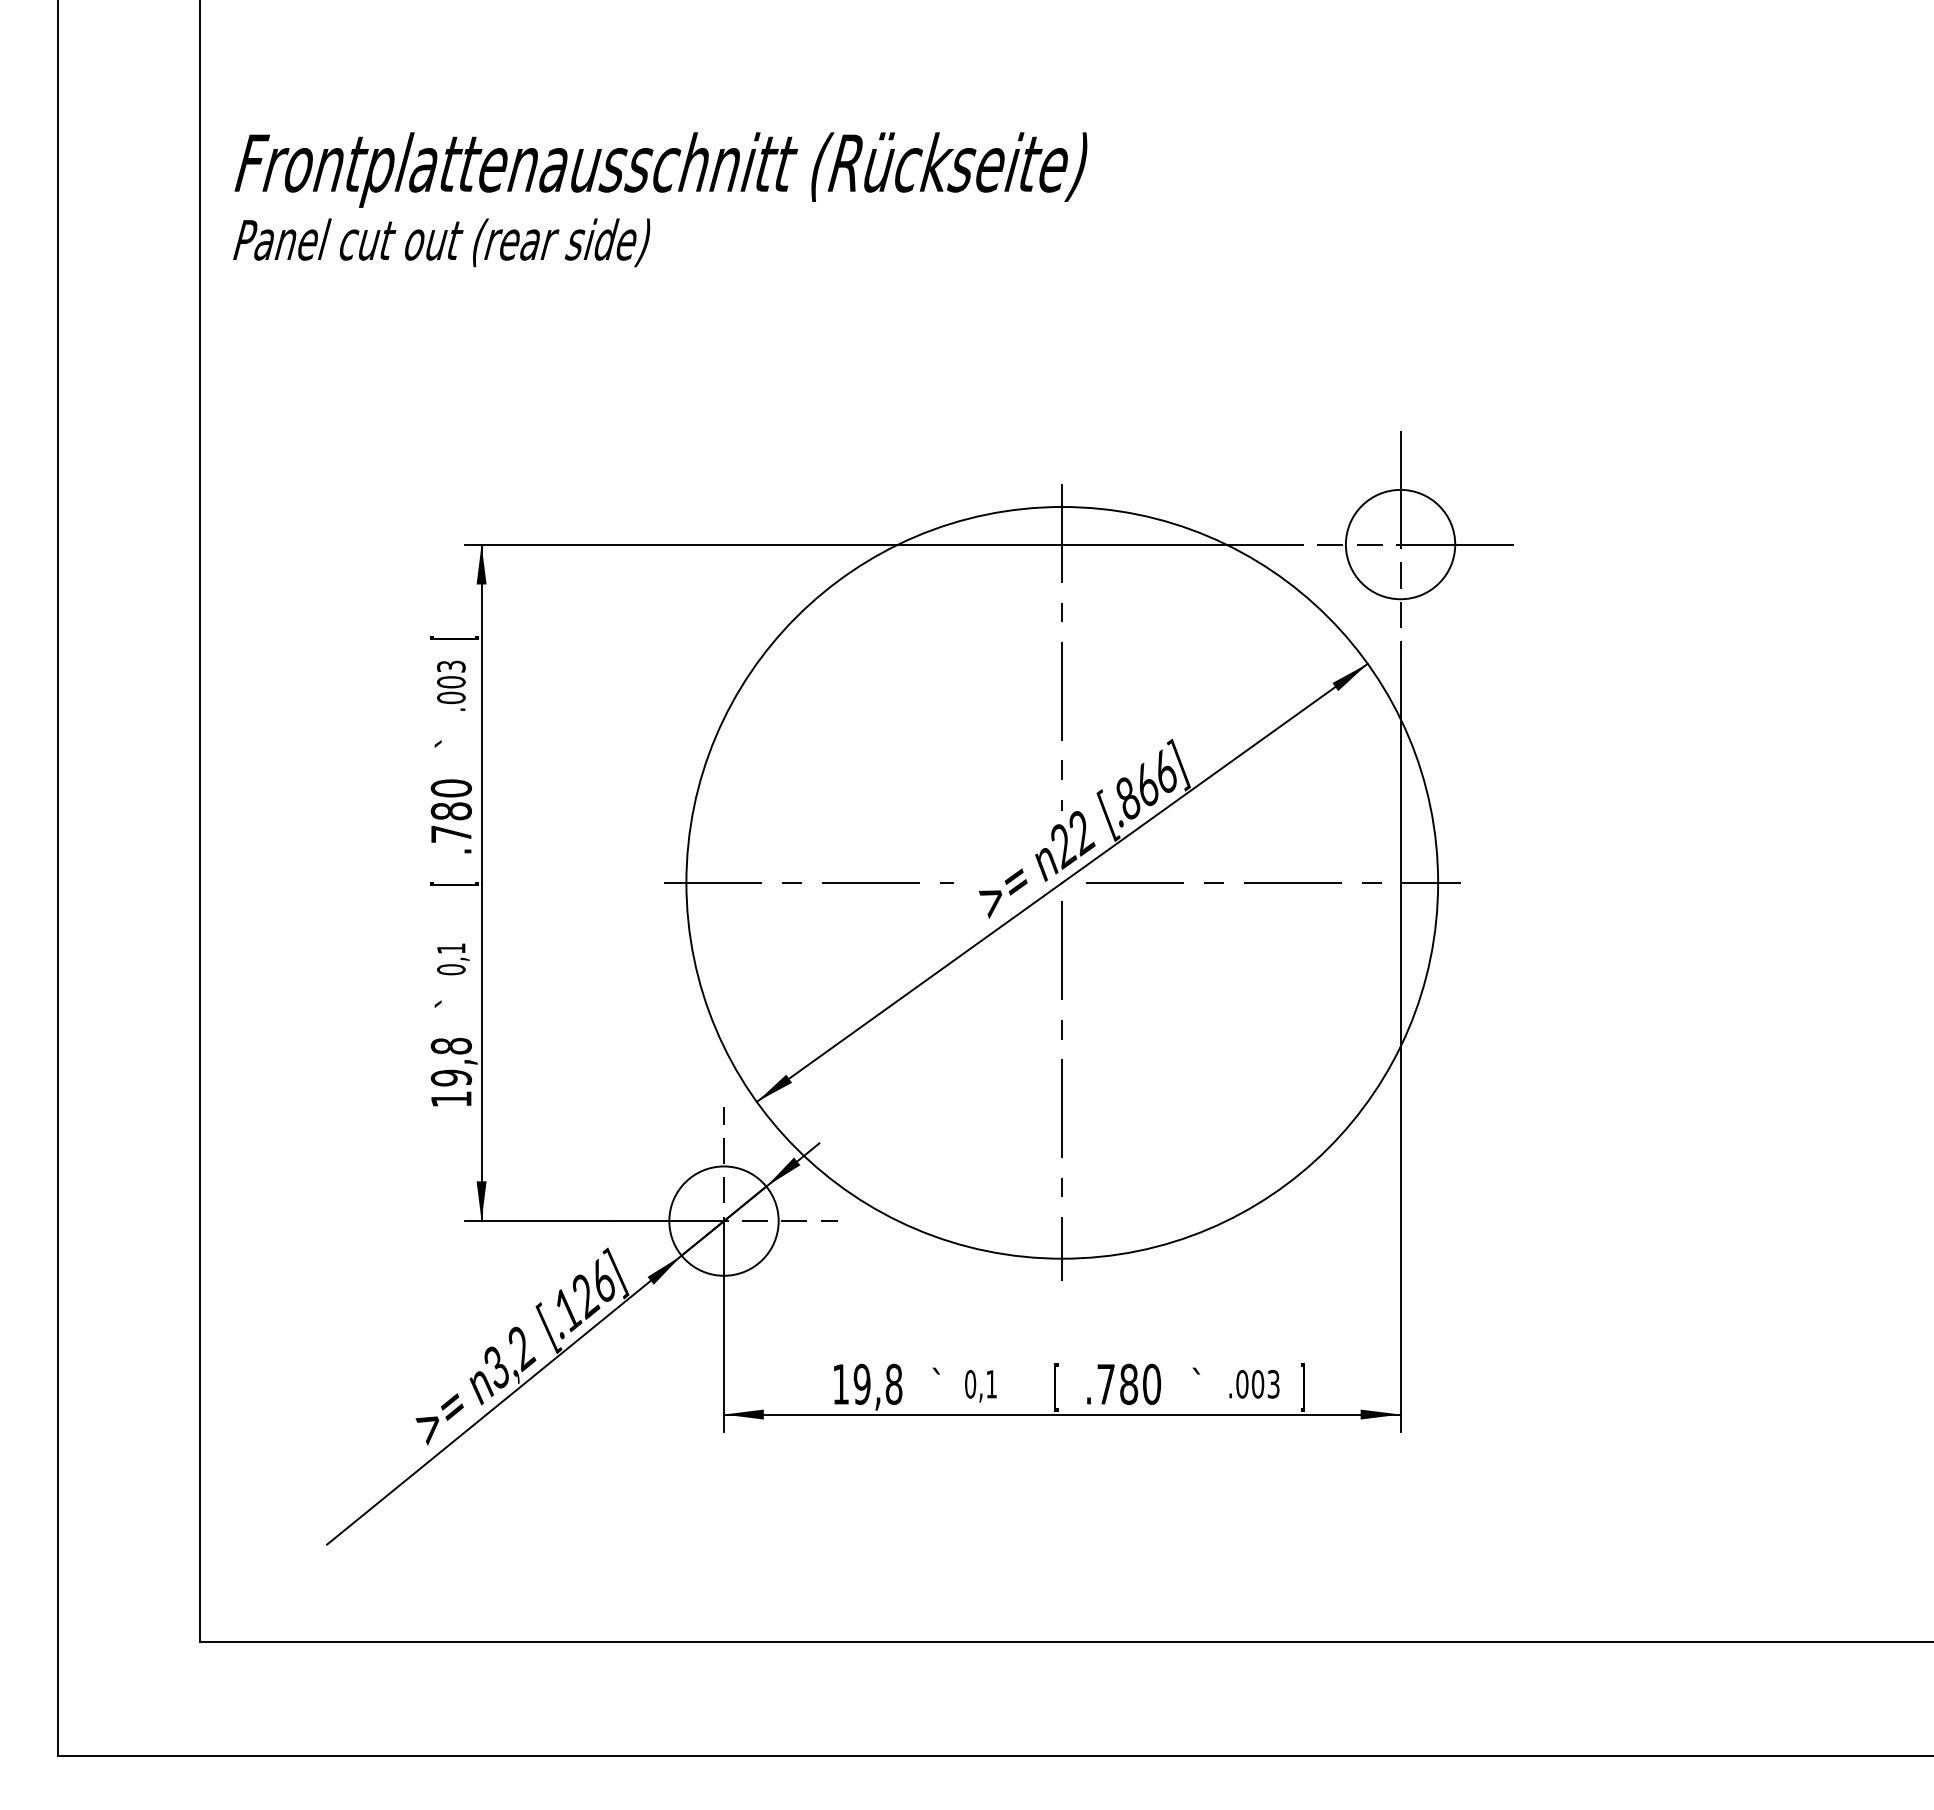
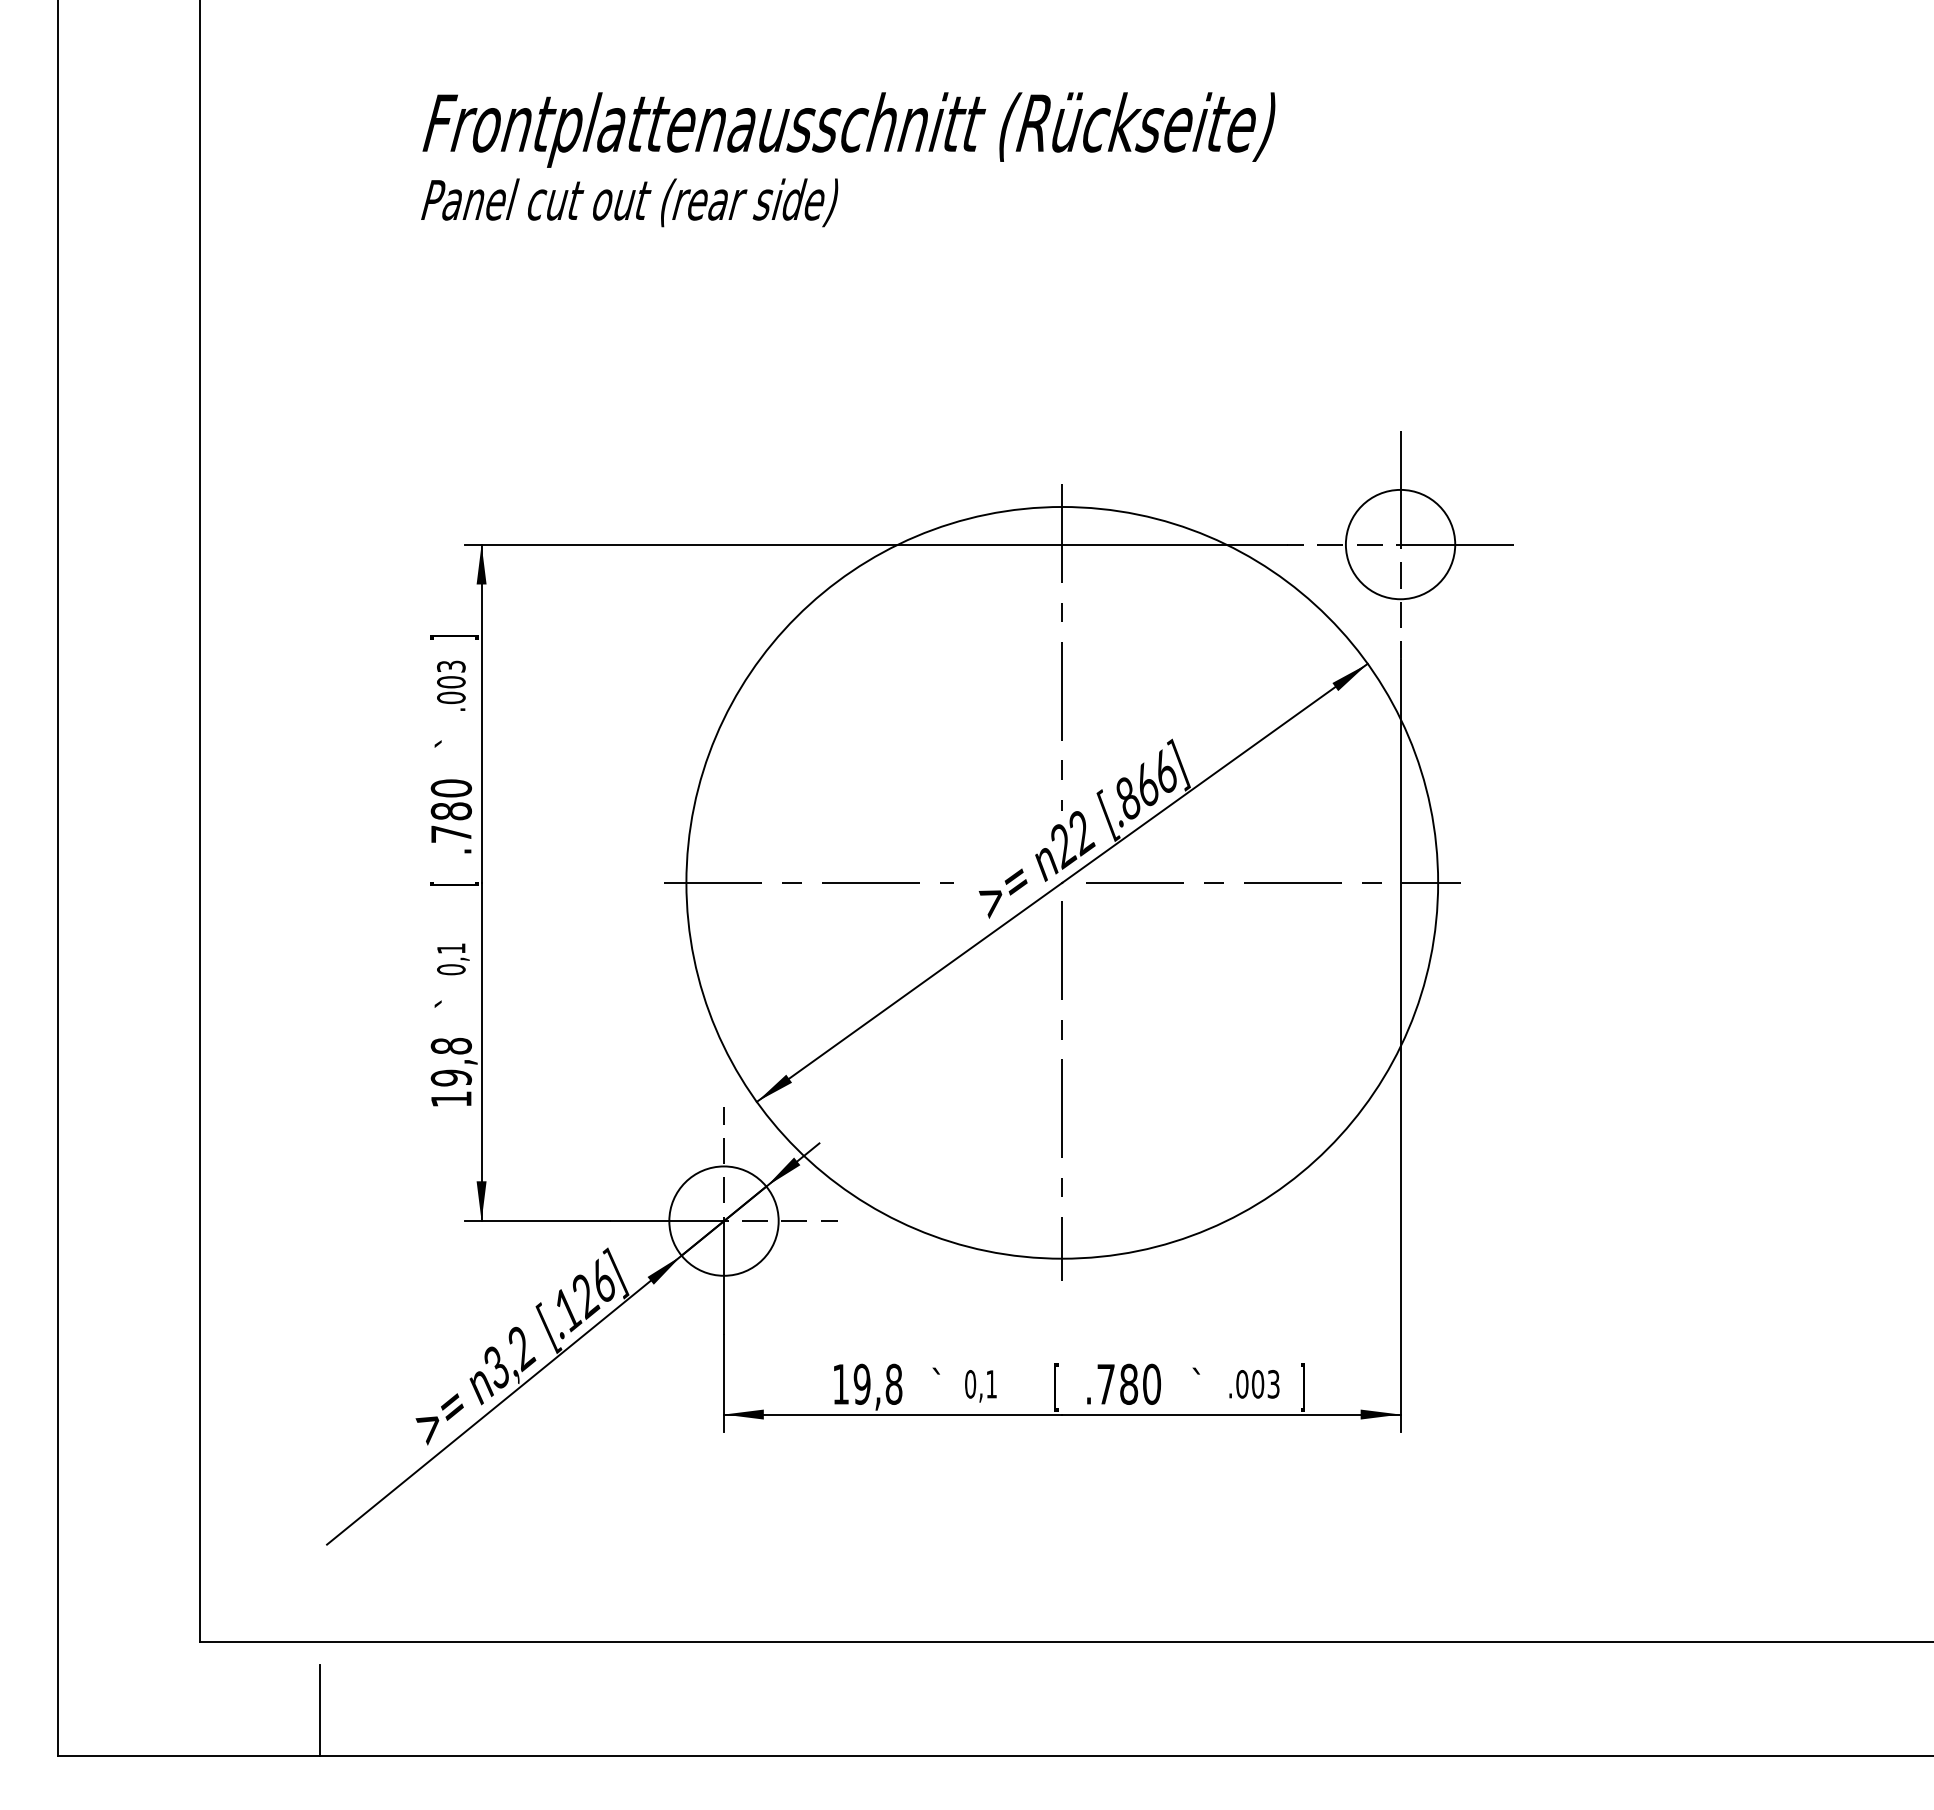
text position: (660, 199) -> (848, 159) (848, 159)
text: [ -> ] (454, 637)
line: none -> present (319, 1709)
